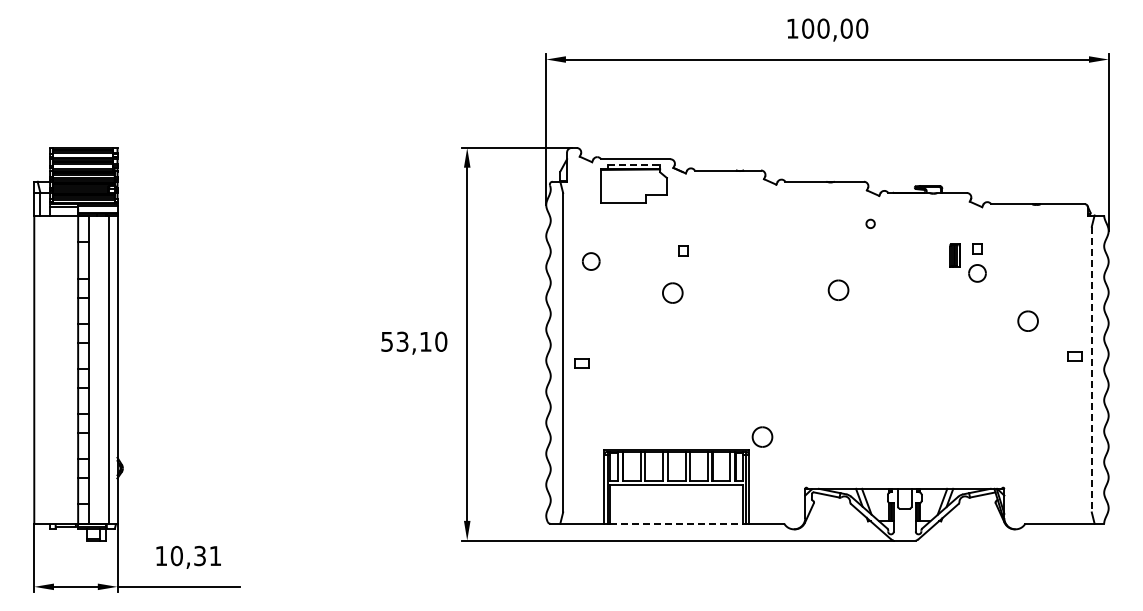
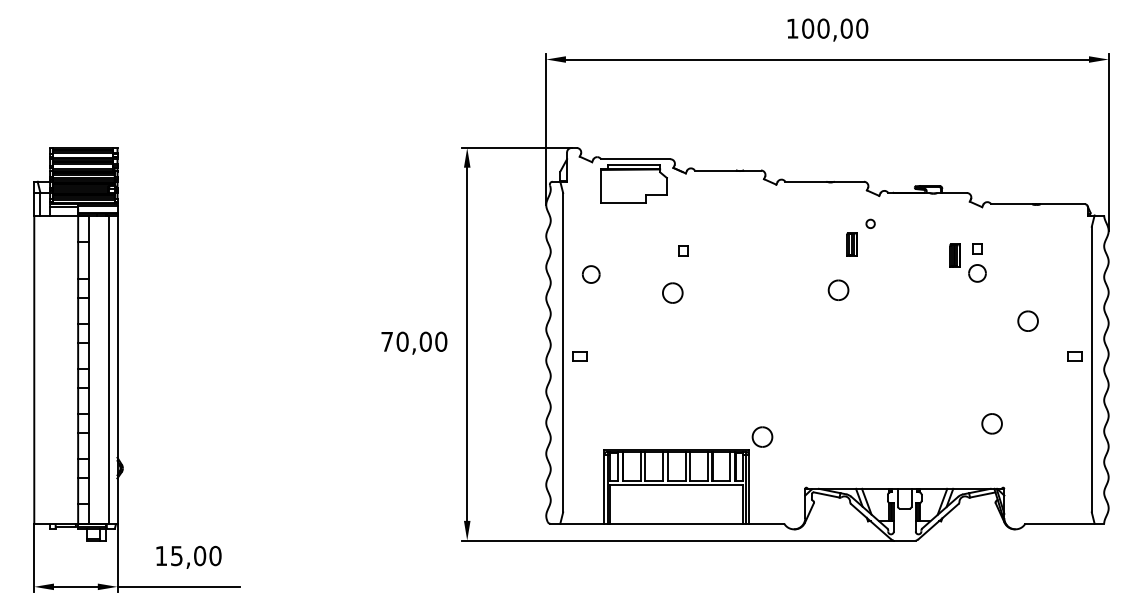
line: dashed -> solid (634, 164)
part: none -> present (851, 244)
part position: (590, 261) -> (590, 274) (590, 274)
text: 53,10 -> 70,00 (406, 341)
part position: (581, 363) -> (579, 356) (579, 356)
line: dashed -> solid (1091, 369)
part: none -> present (991, 423)
line: dashed -> solid (677, 523)
text: 10,31 -> 15,00 (195, 555)
